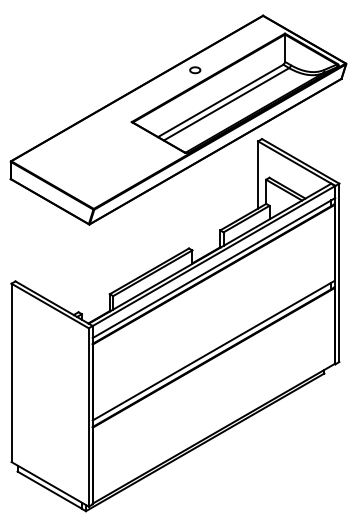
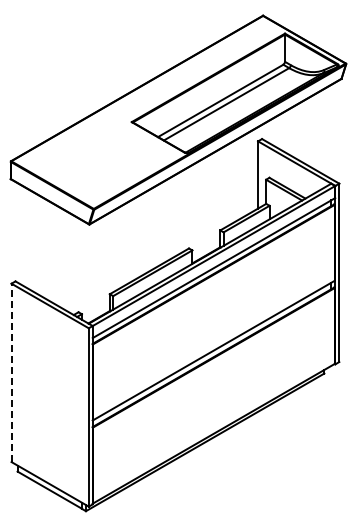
part: present -> none (195, 70)
line: solid -> dashed (11, 372)
